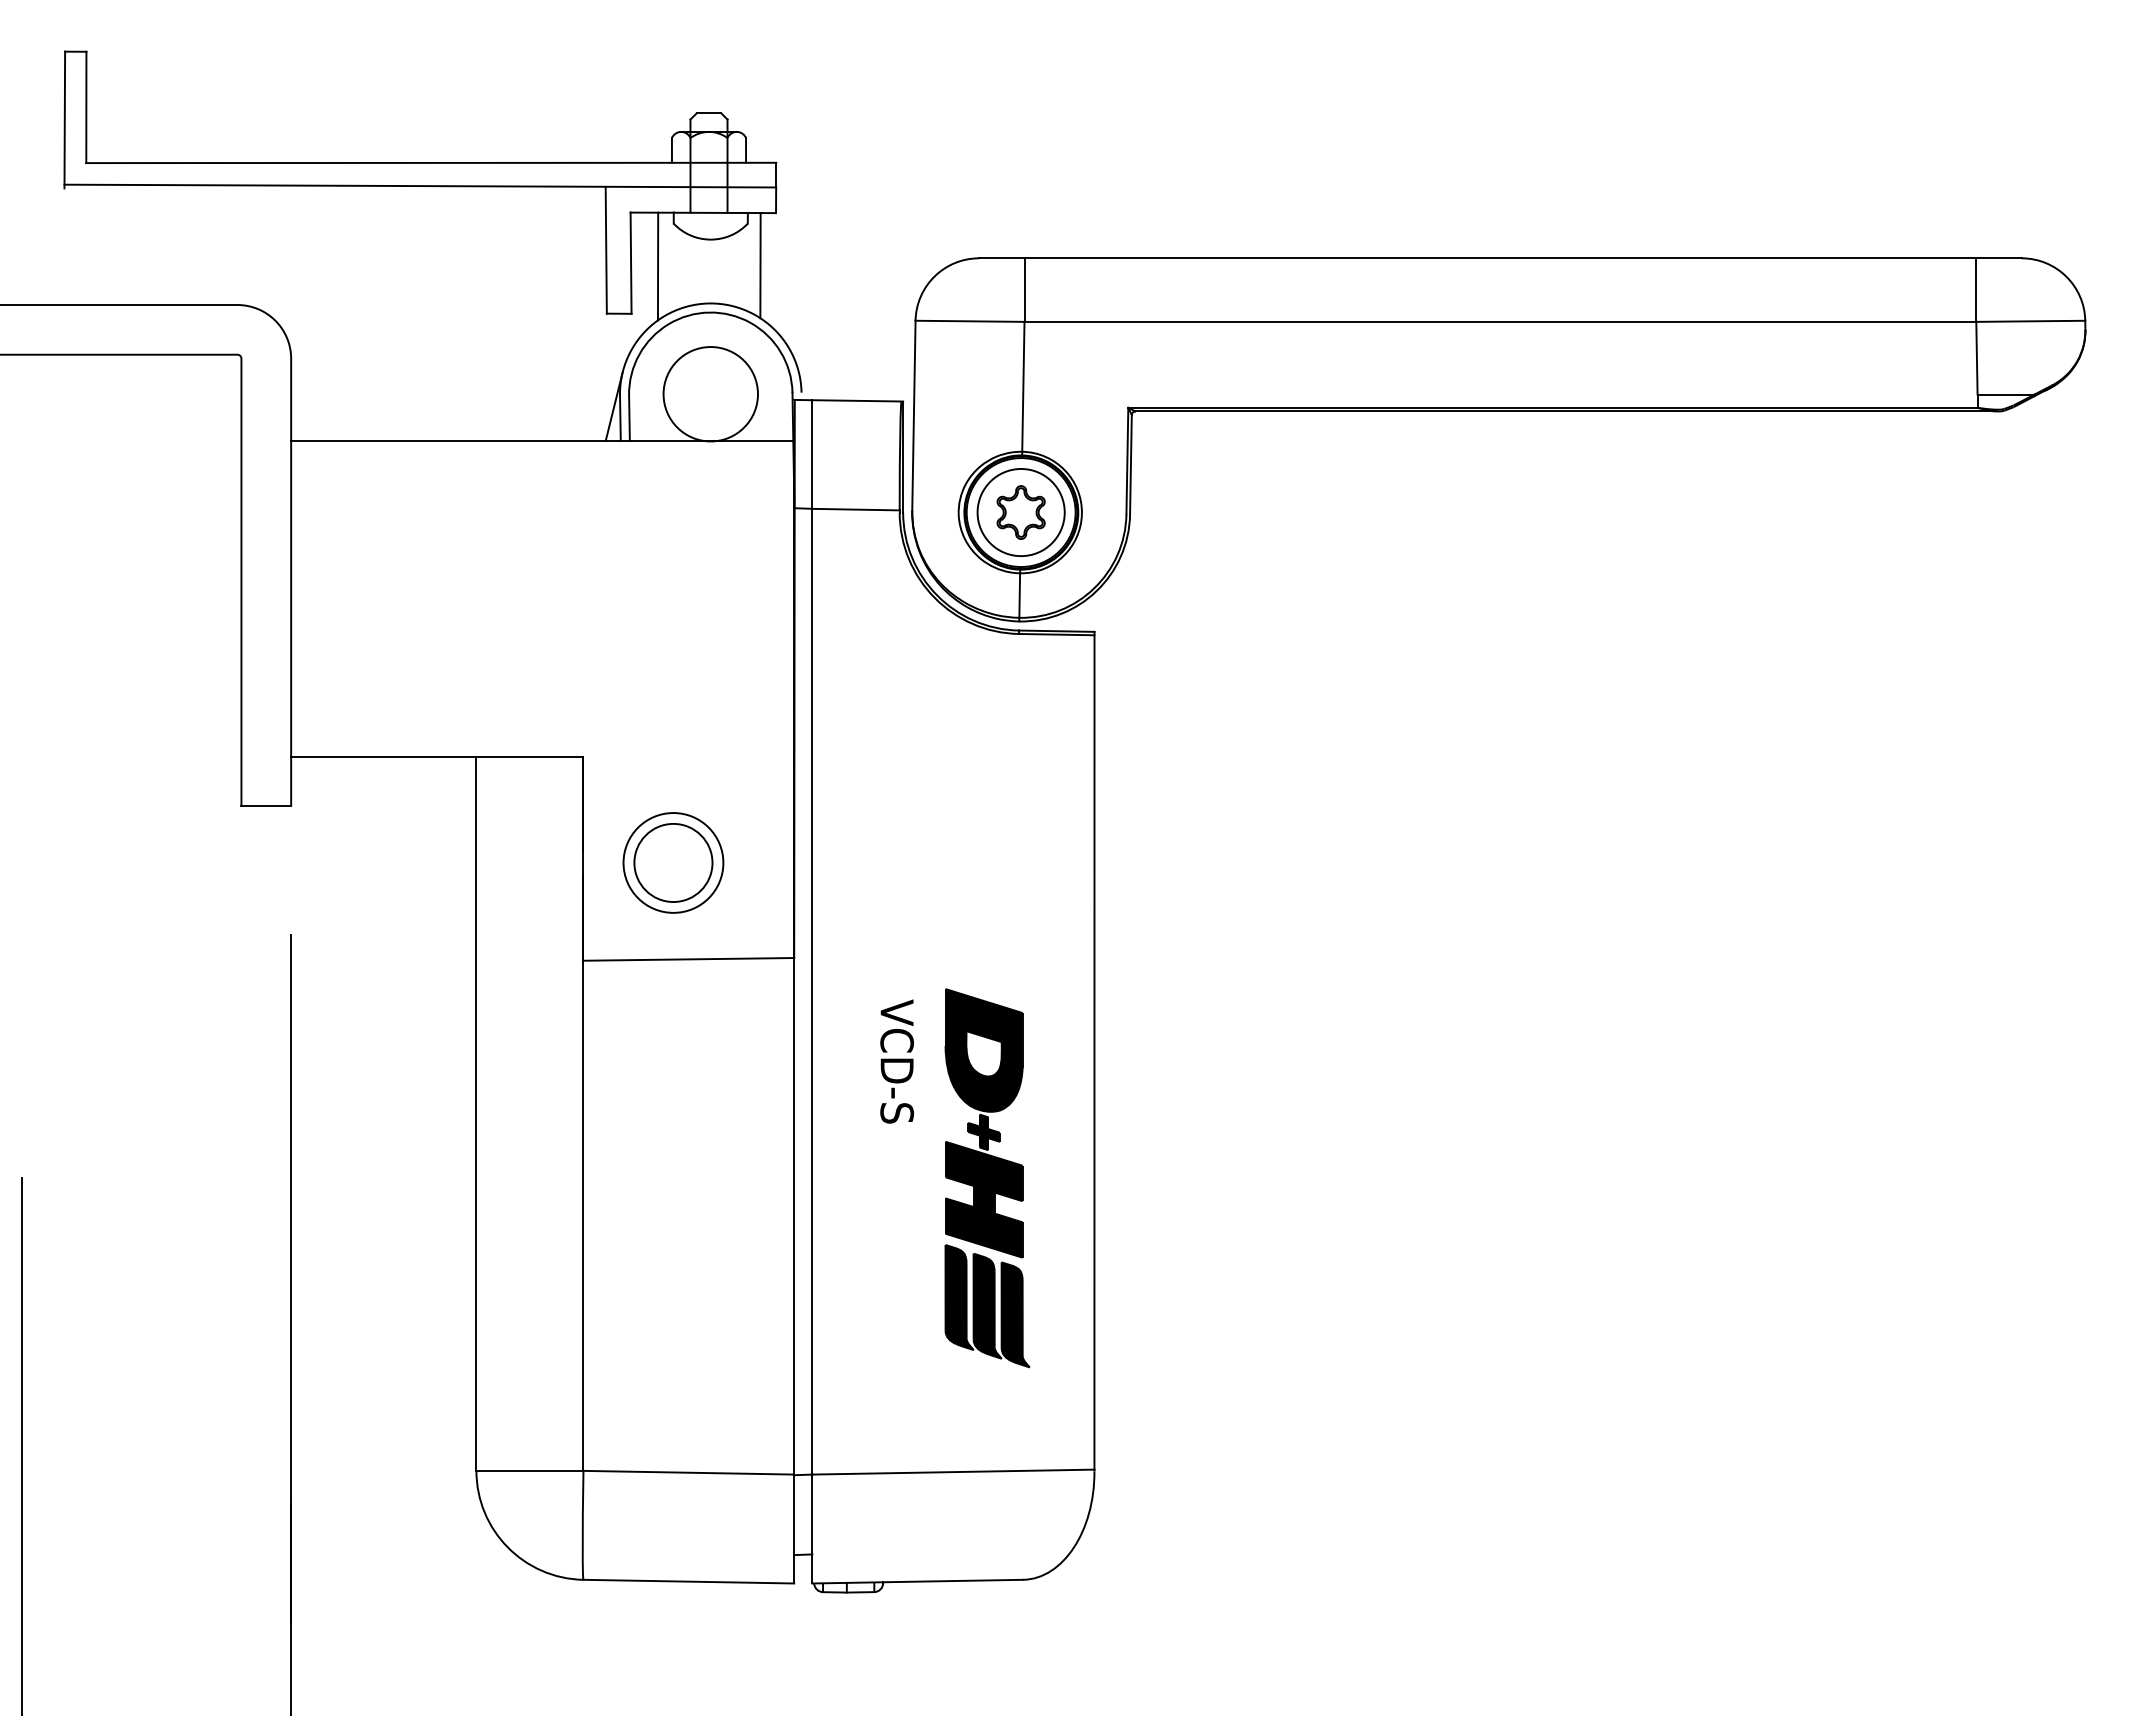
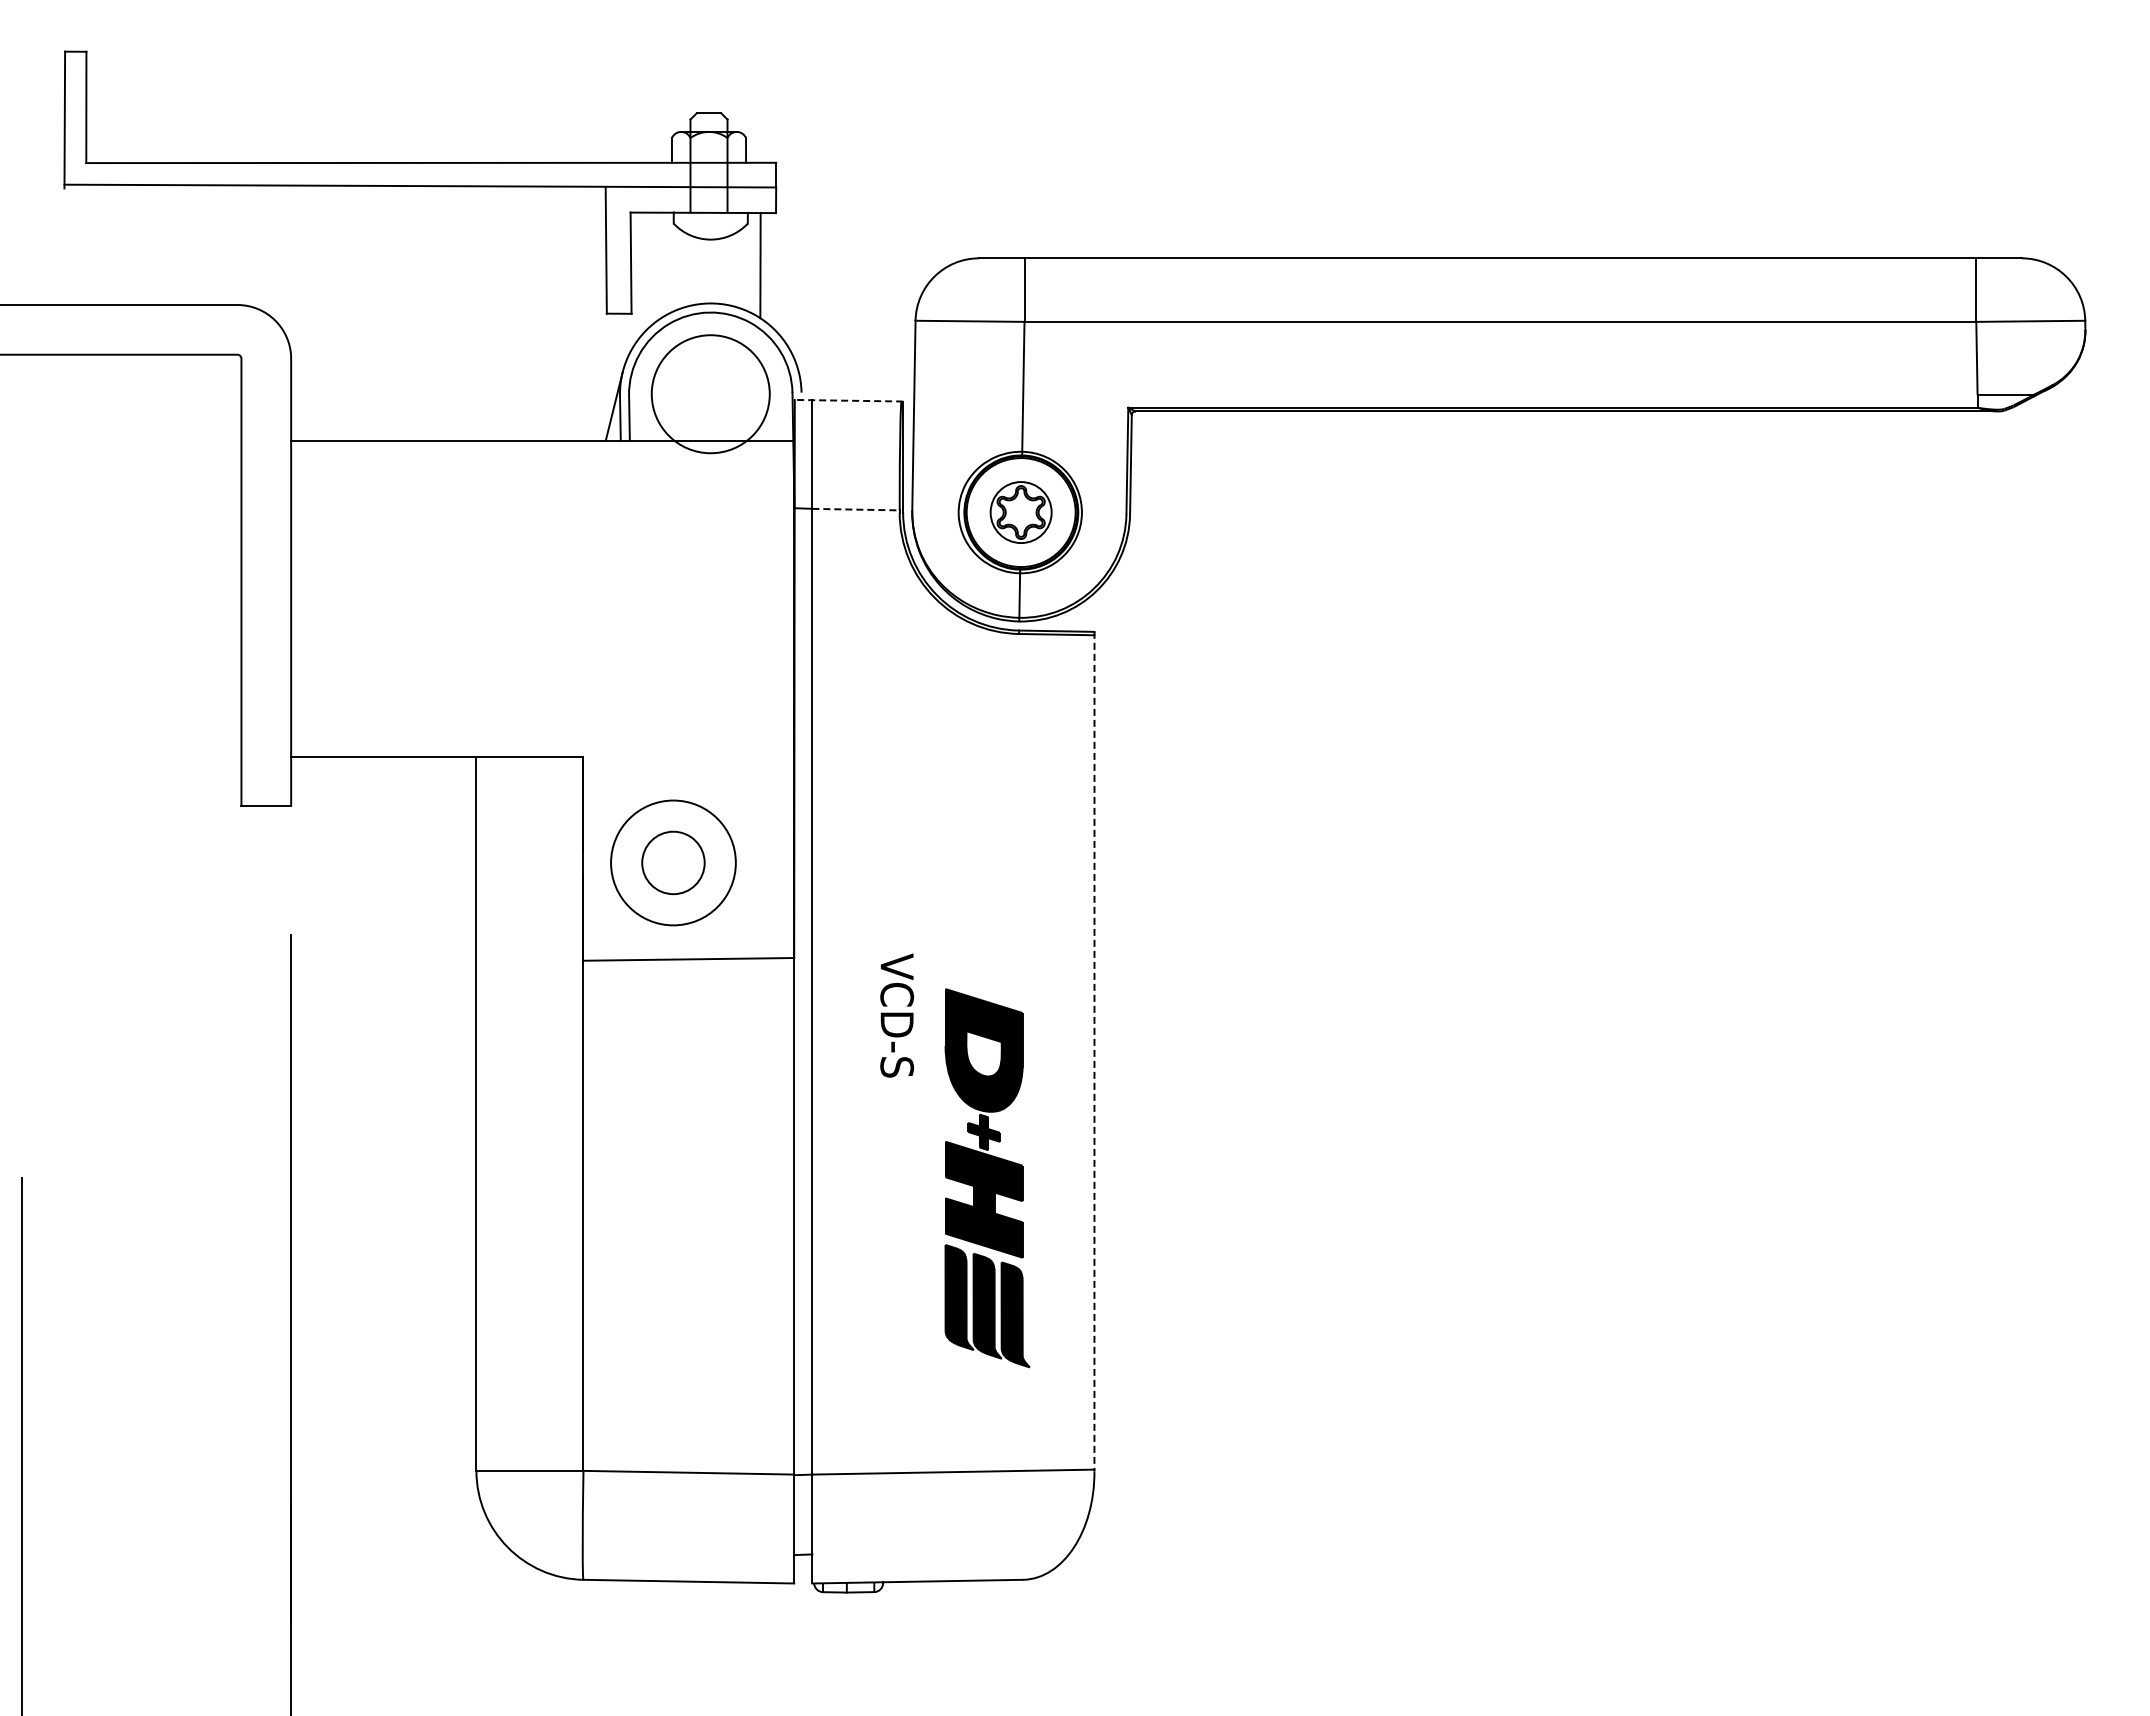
line: present -> none (657, 266)
circle diameter: 94 px -> 118 px (710, 394)
line: solid -> dashed (848, 400)
line: solid -> dashed (856, 509)
circle diameter: 87 px -> 61 px (1020, 512)
circle diameter: 100 px -> 125 px (673, 862)
circle diameter: 78 px -> 62 px (673, 862)
line: solid -> dashed (1094, 1050)
text position: (896, 1061) -> (896, 1015) (896, 1015)
